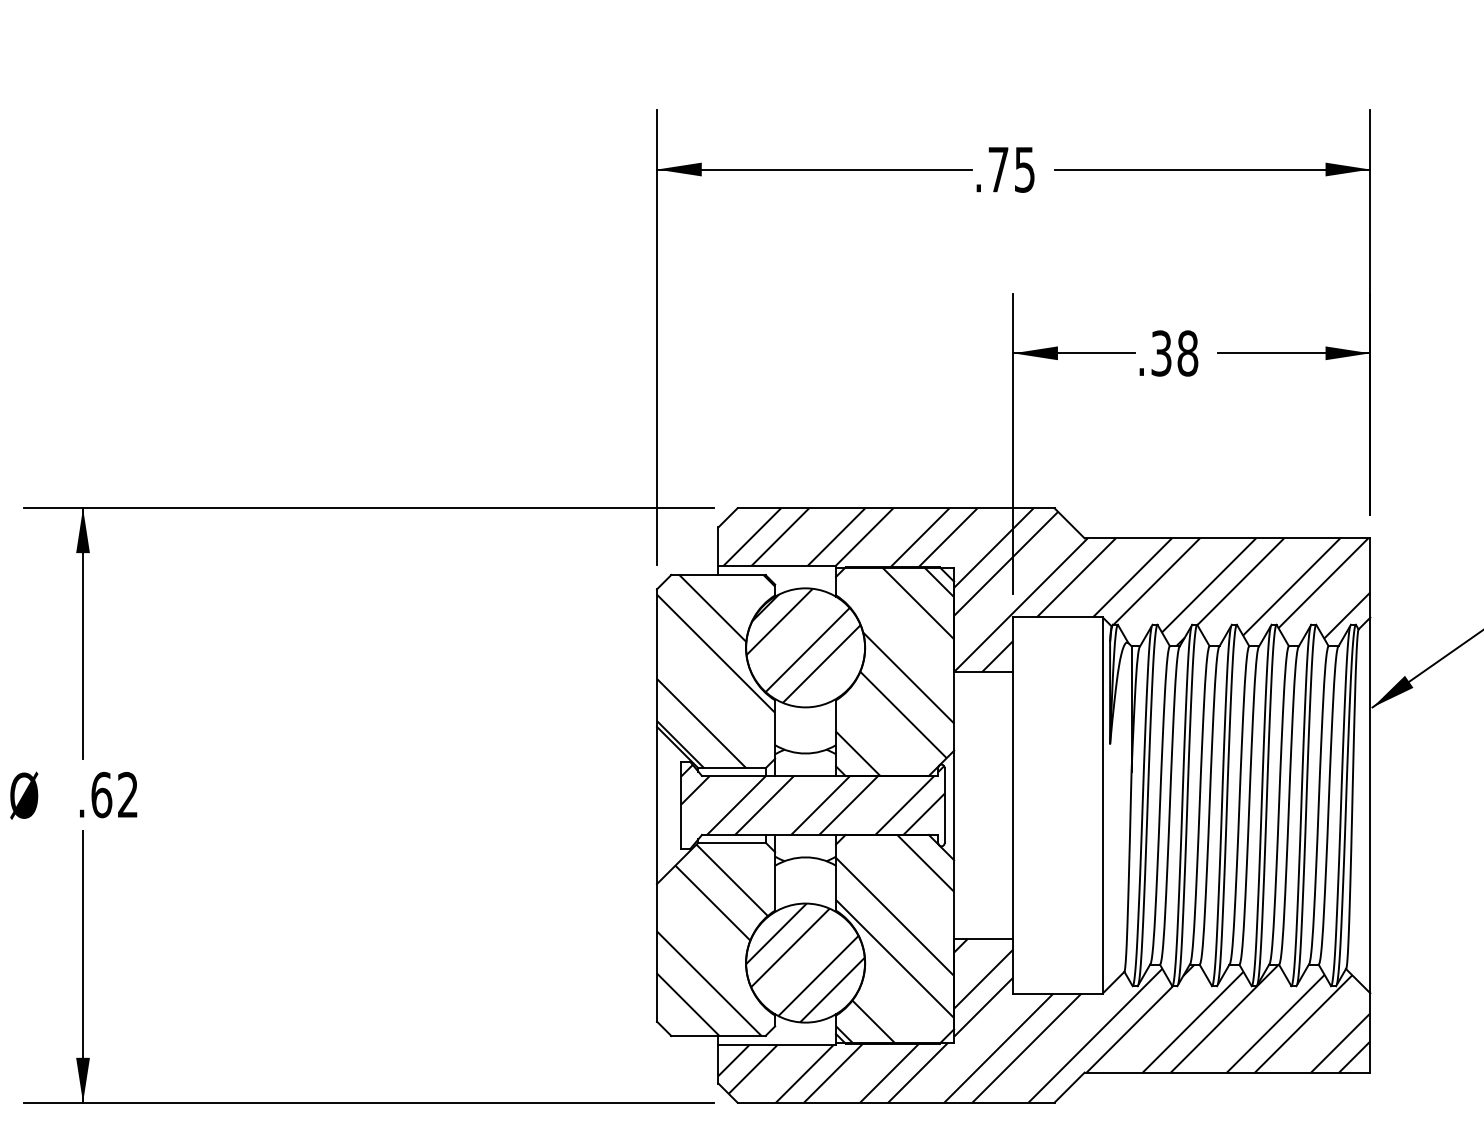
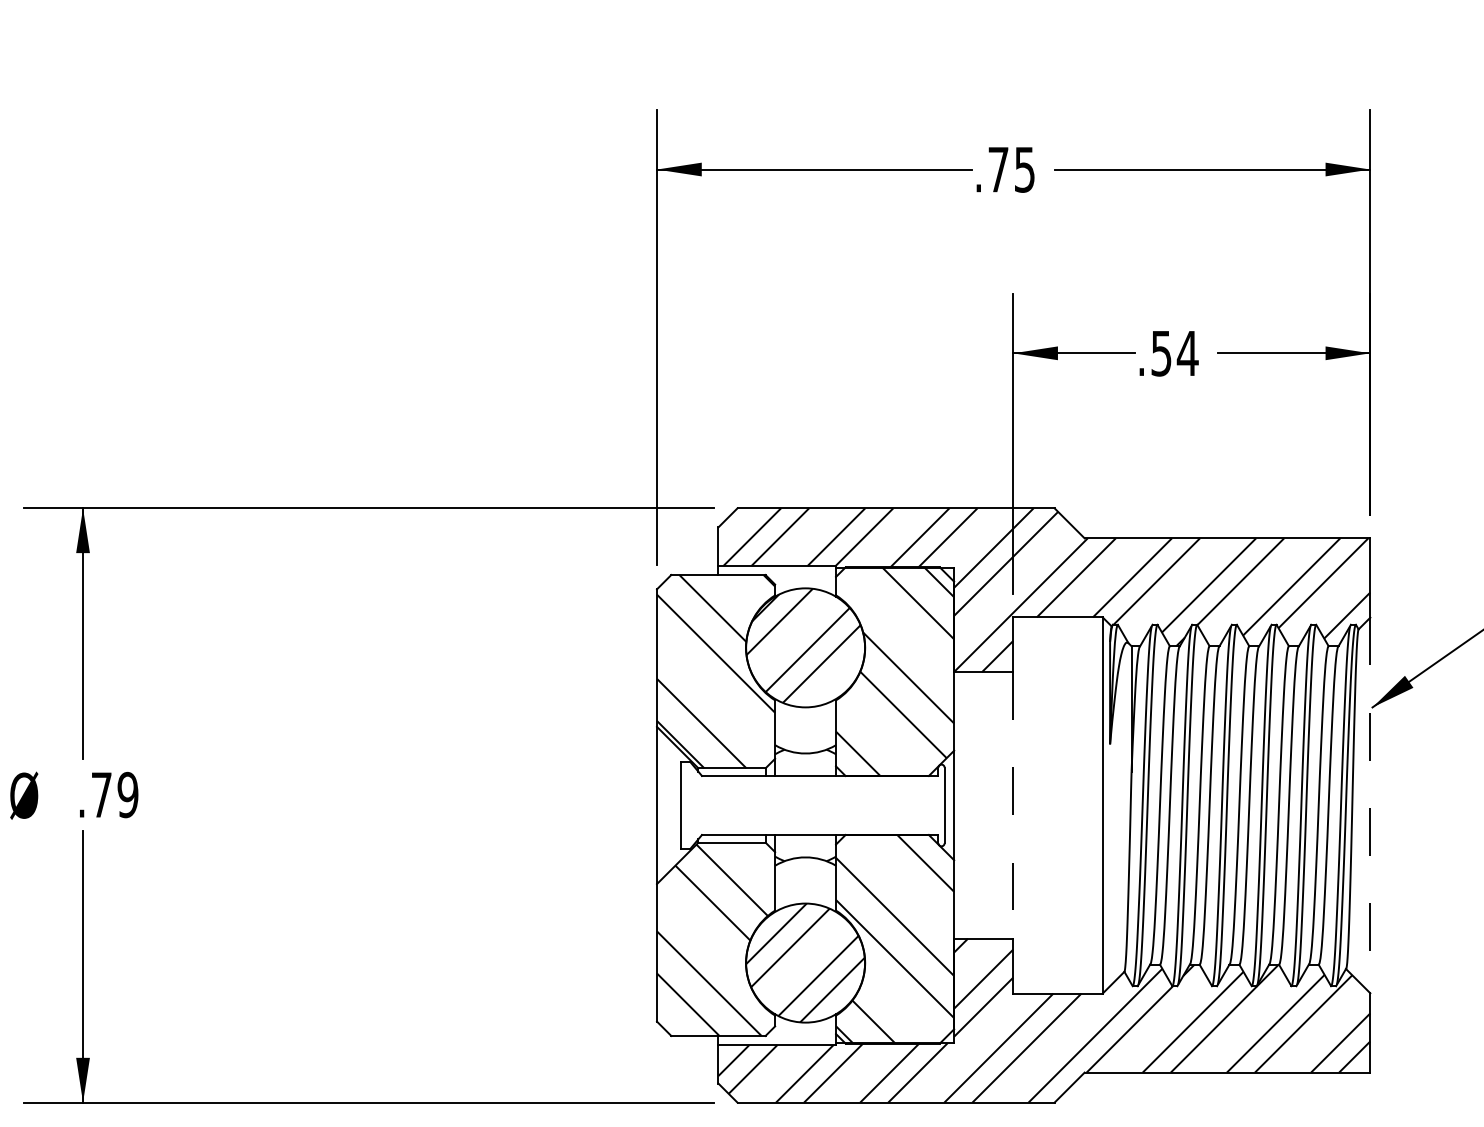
text: .38 -> .54 (1175, 353)
text: .62 -> .79 (114, 794)
hatch: present -> none (812, 799)
line: solid -> dashed (1013, 805)
line: solid -> dashed (1370, 805)
